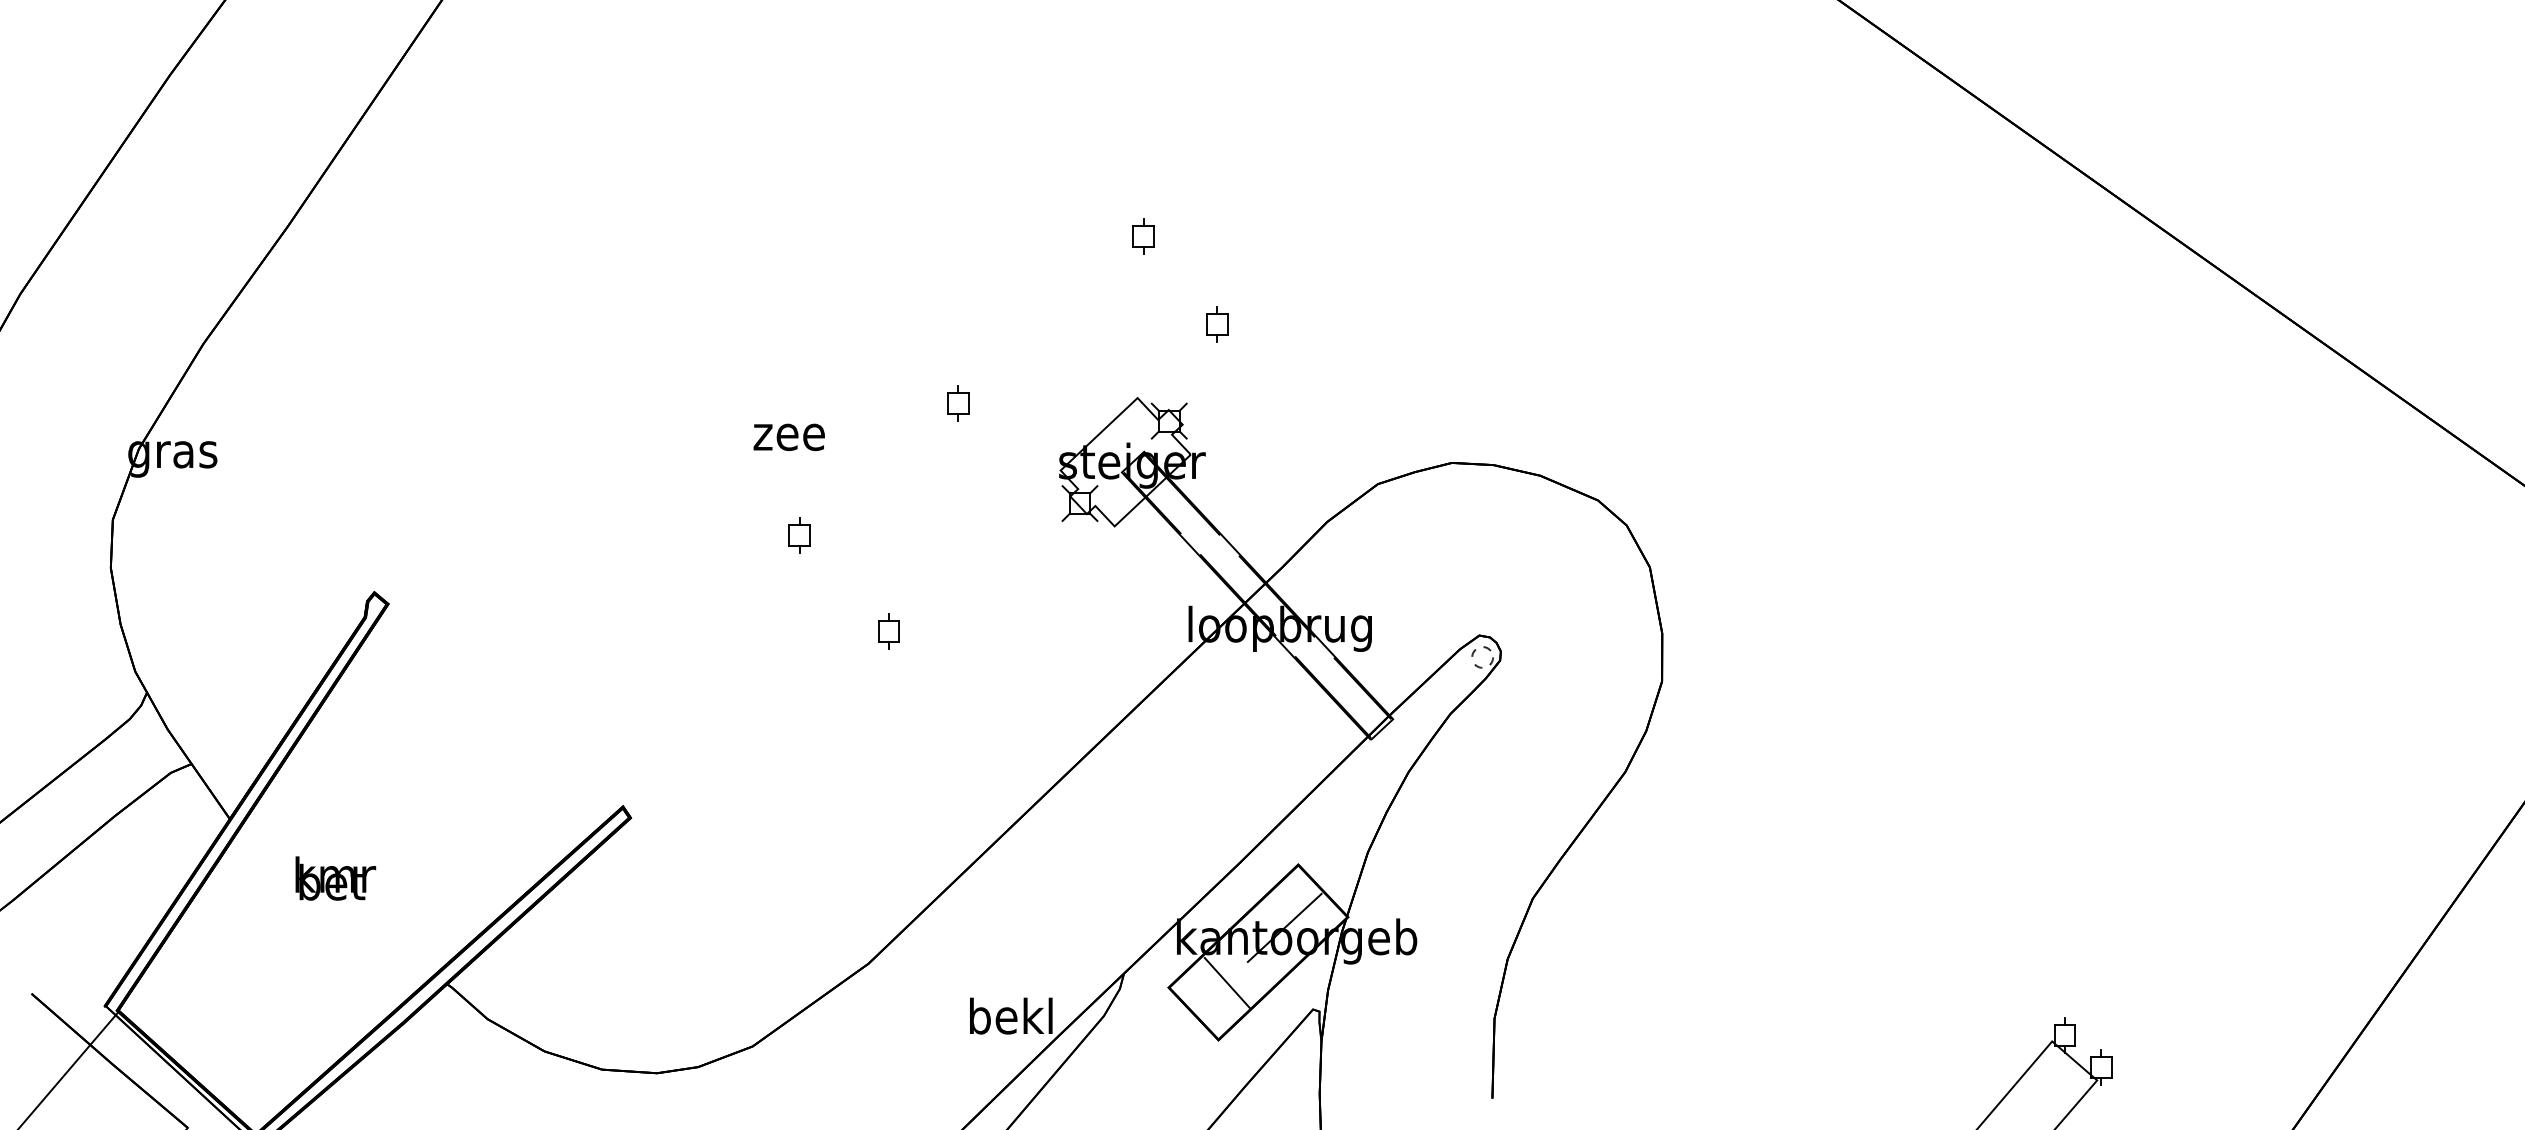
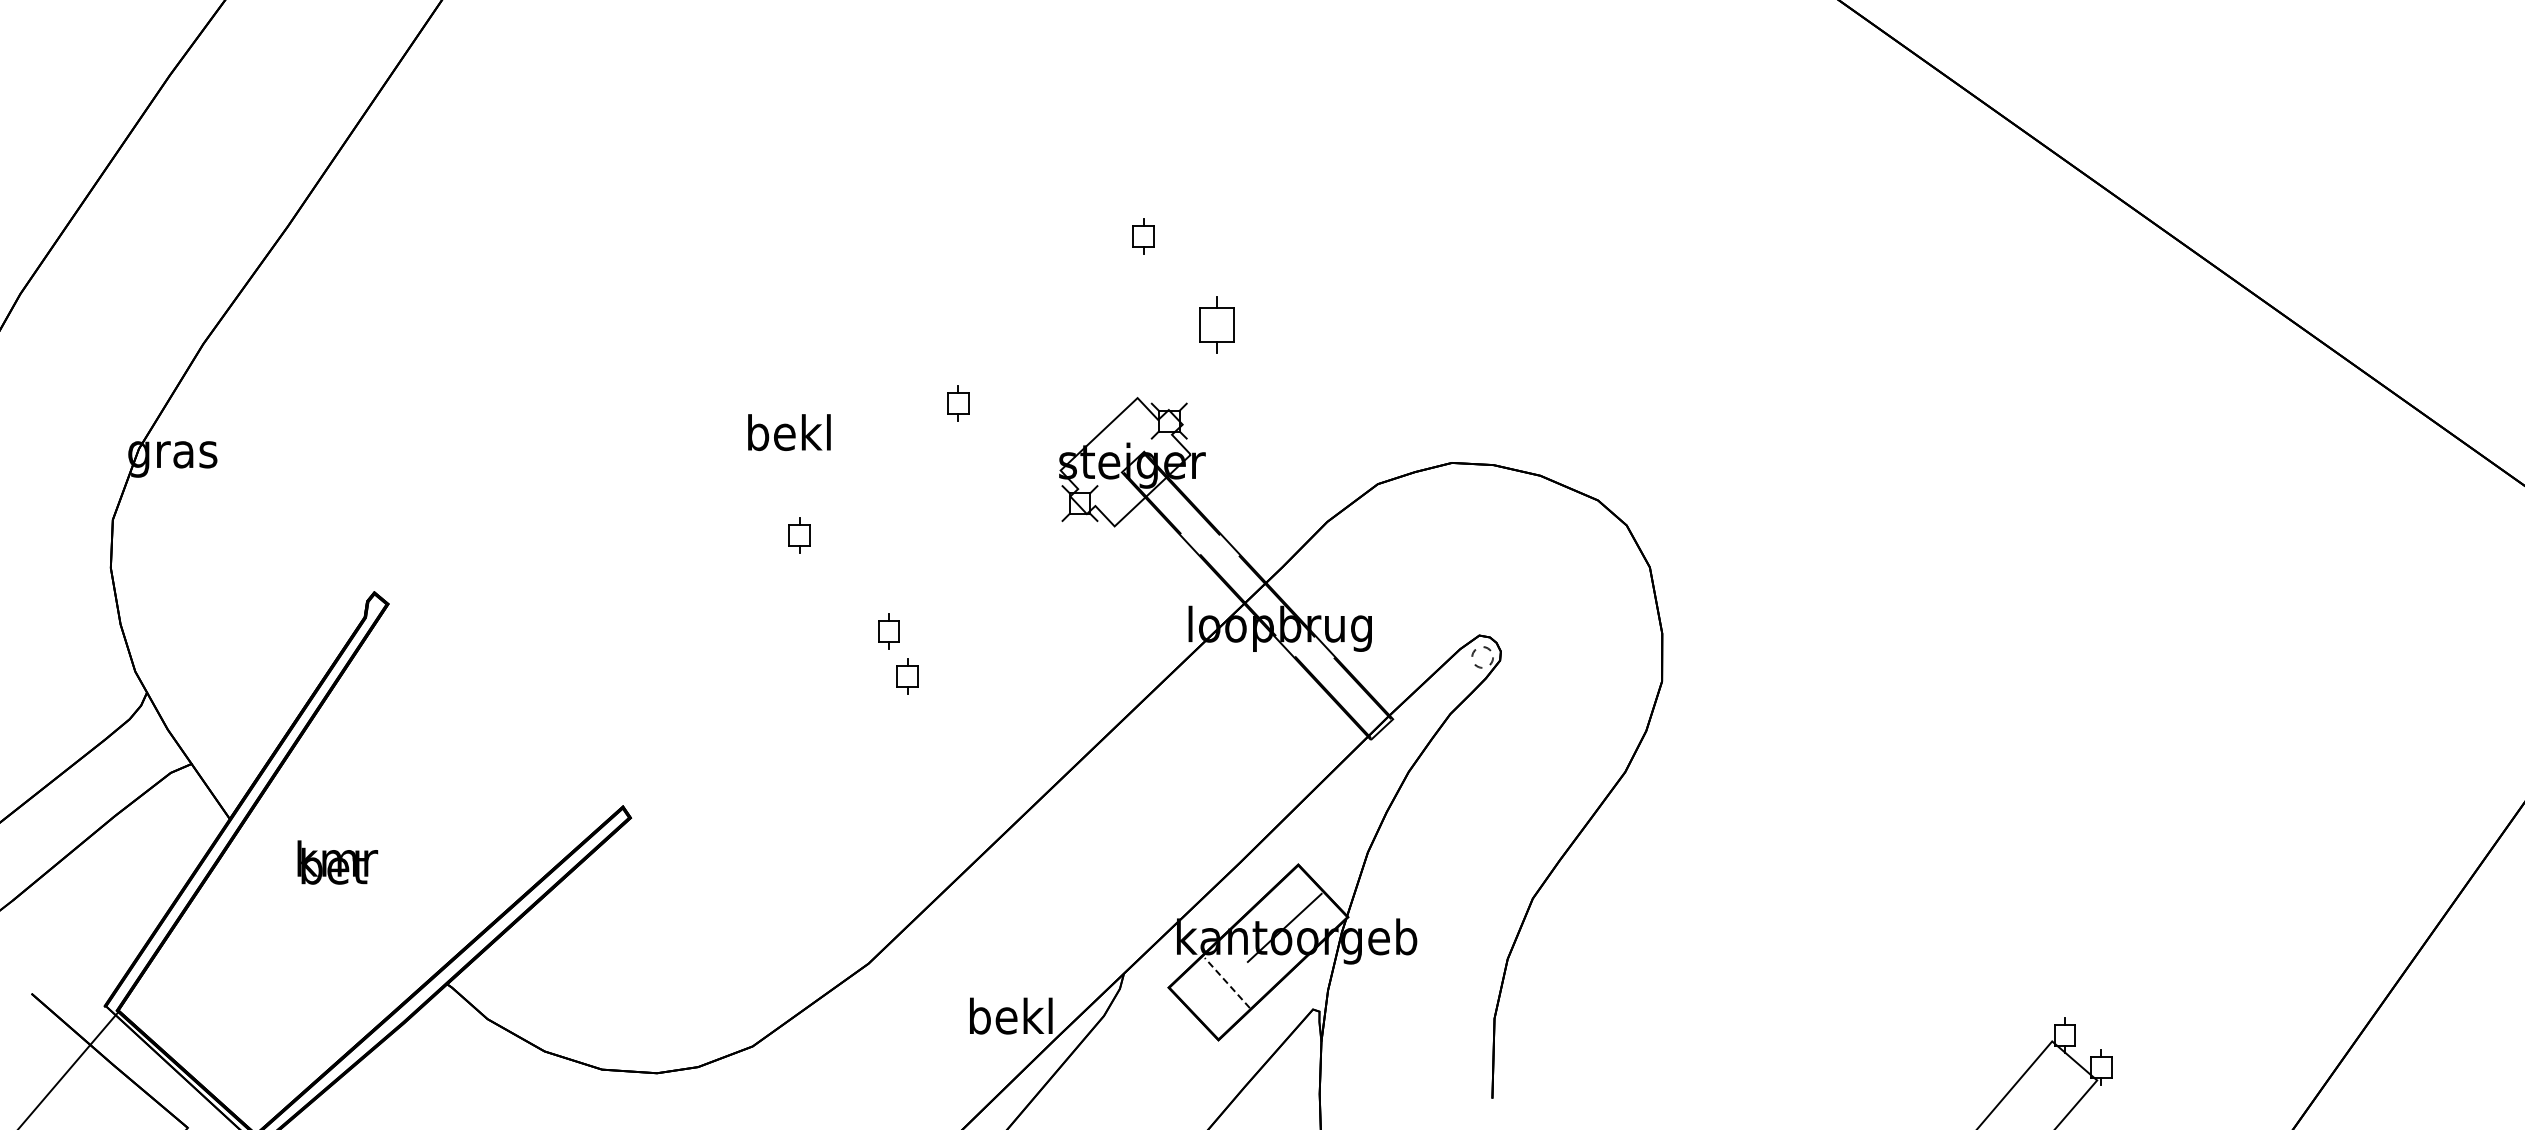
part size: 23x37 px -> 36x58 px (1216, 324)
text: zee -> bekl (789, 432)
part: none -> present (907, 676)
text position: (335, 878) -> (337, 862) (337, 862)
line: solid -> dashed (1227, 983)
